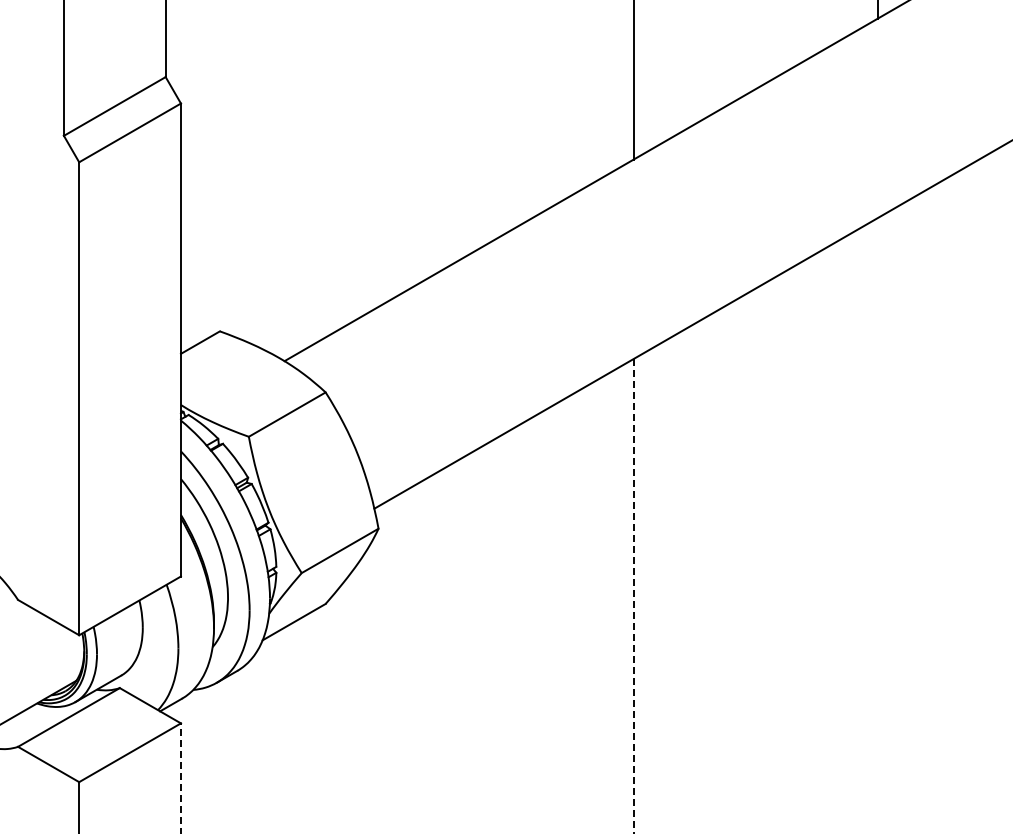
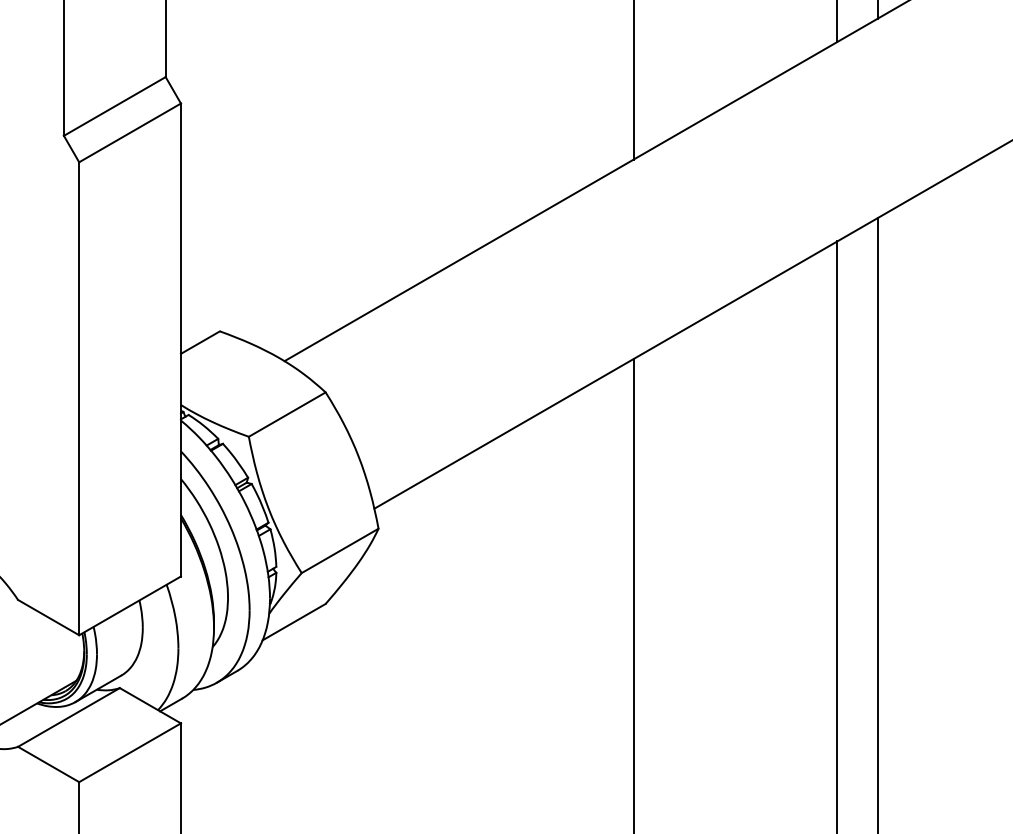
line: none -> present (837, 22)
line: none -> present (878, 523)
line: none -> present (837, 535)
line: dashed -> solid (633, 596)
line: dashed -> solid (180, 778)
